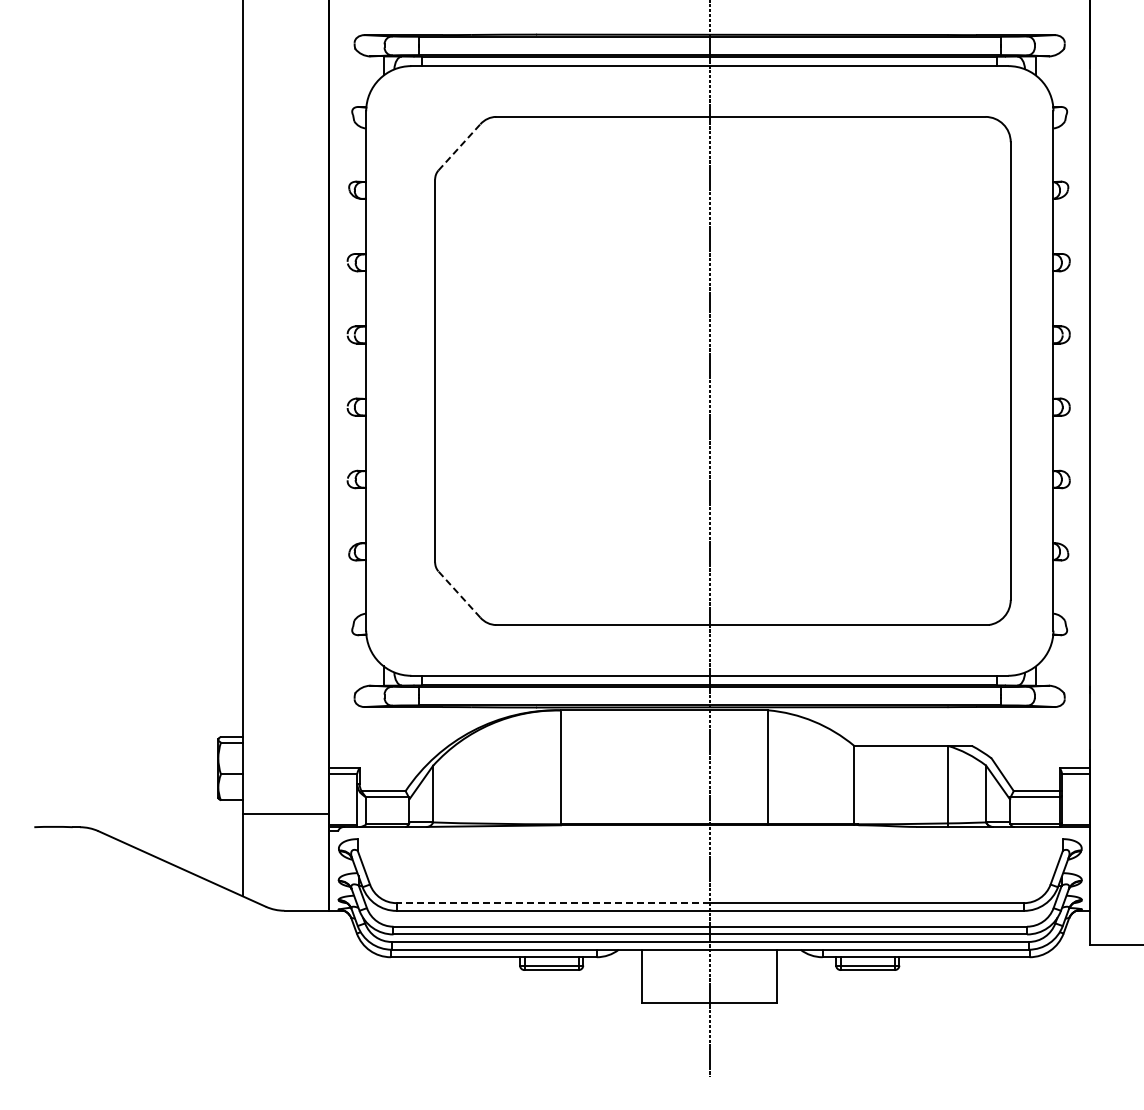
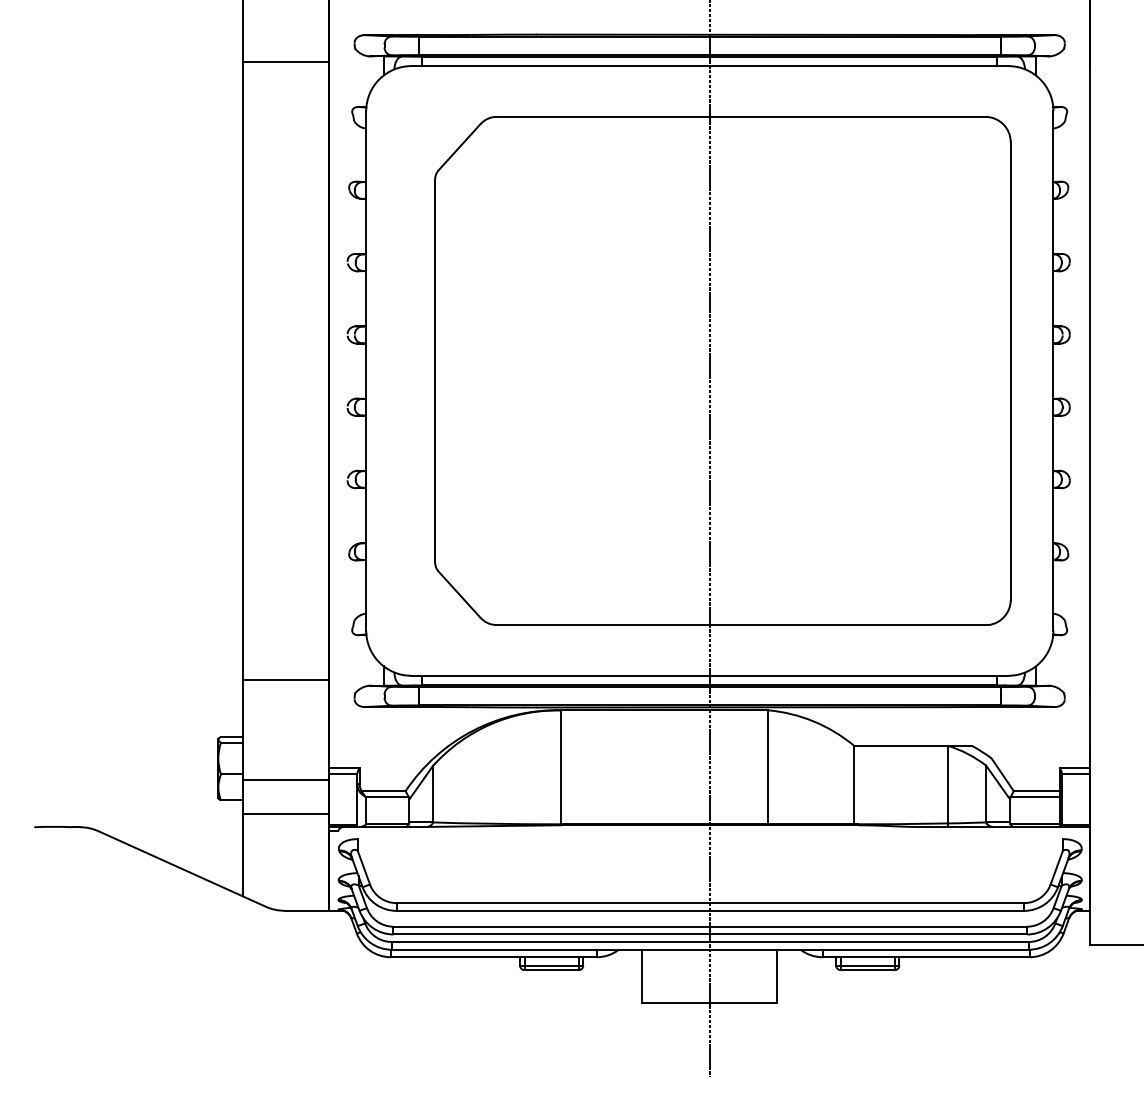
line: none -> present (285, 62)
line: dashed -> solid (459, 147)
line: dashed -> solid (459, 594)
line: none -> present (285, 679)
line: none -> present (285, 780)
line: dashed -> solid (553, 903)
